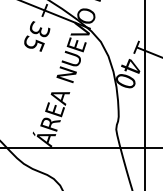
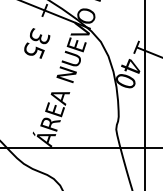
text position: (37, 36) -> (37, 43) (37, 43)
